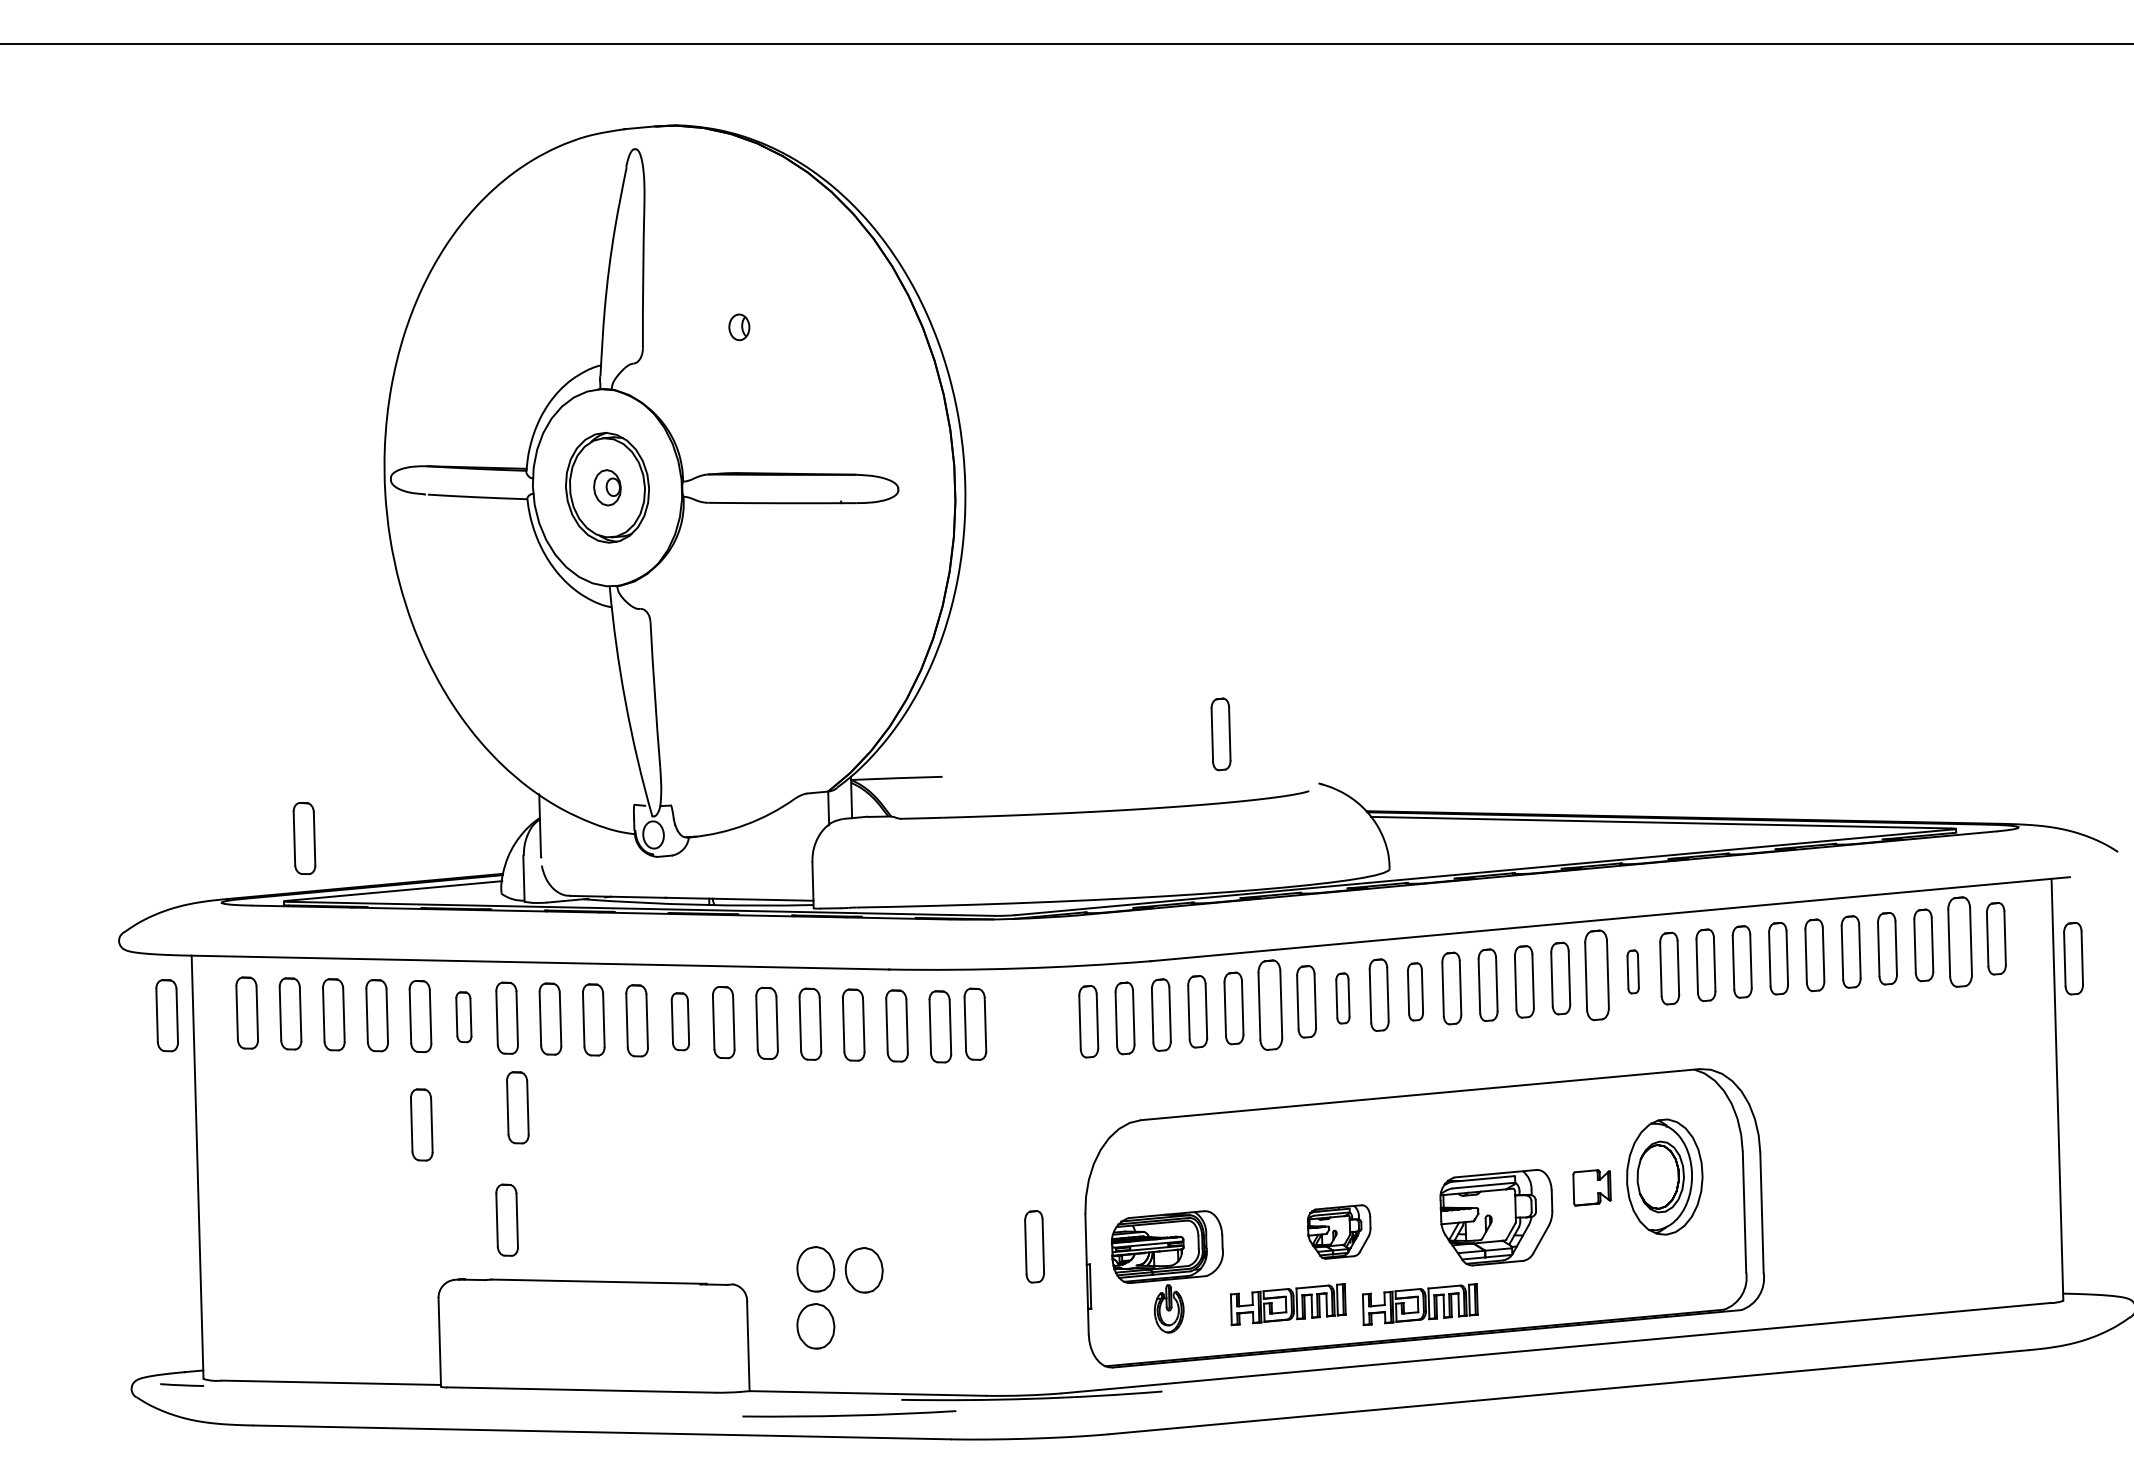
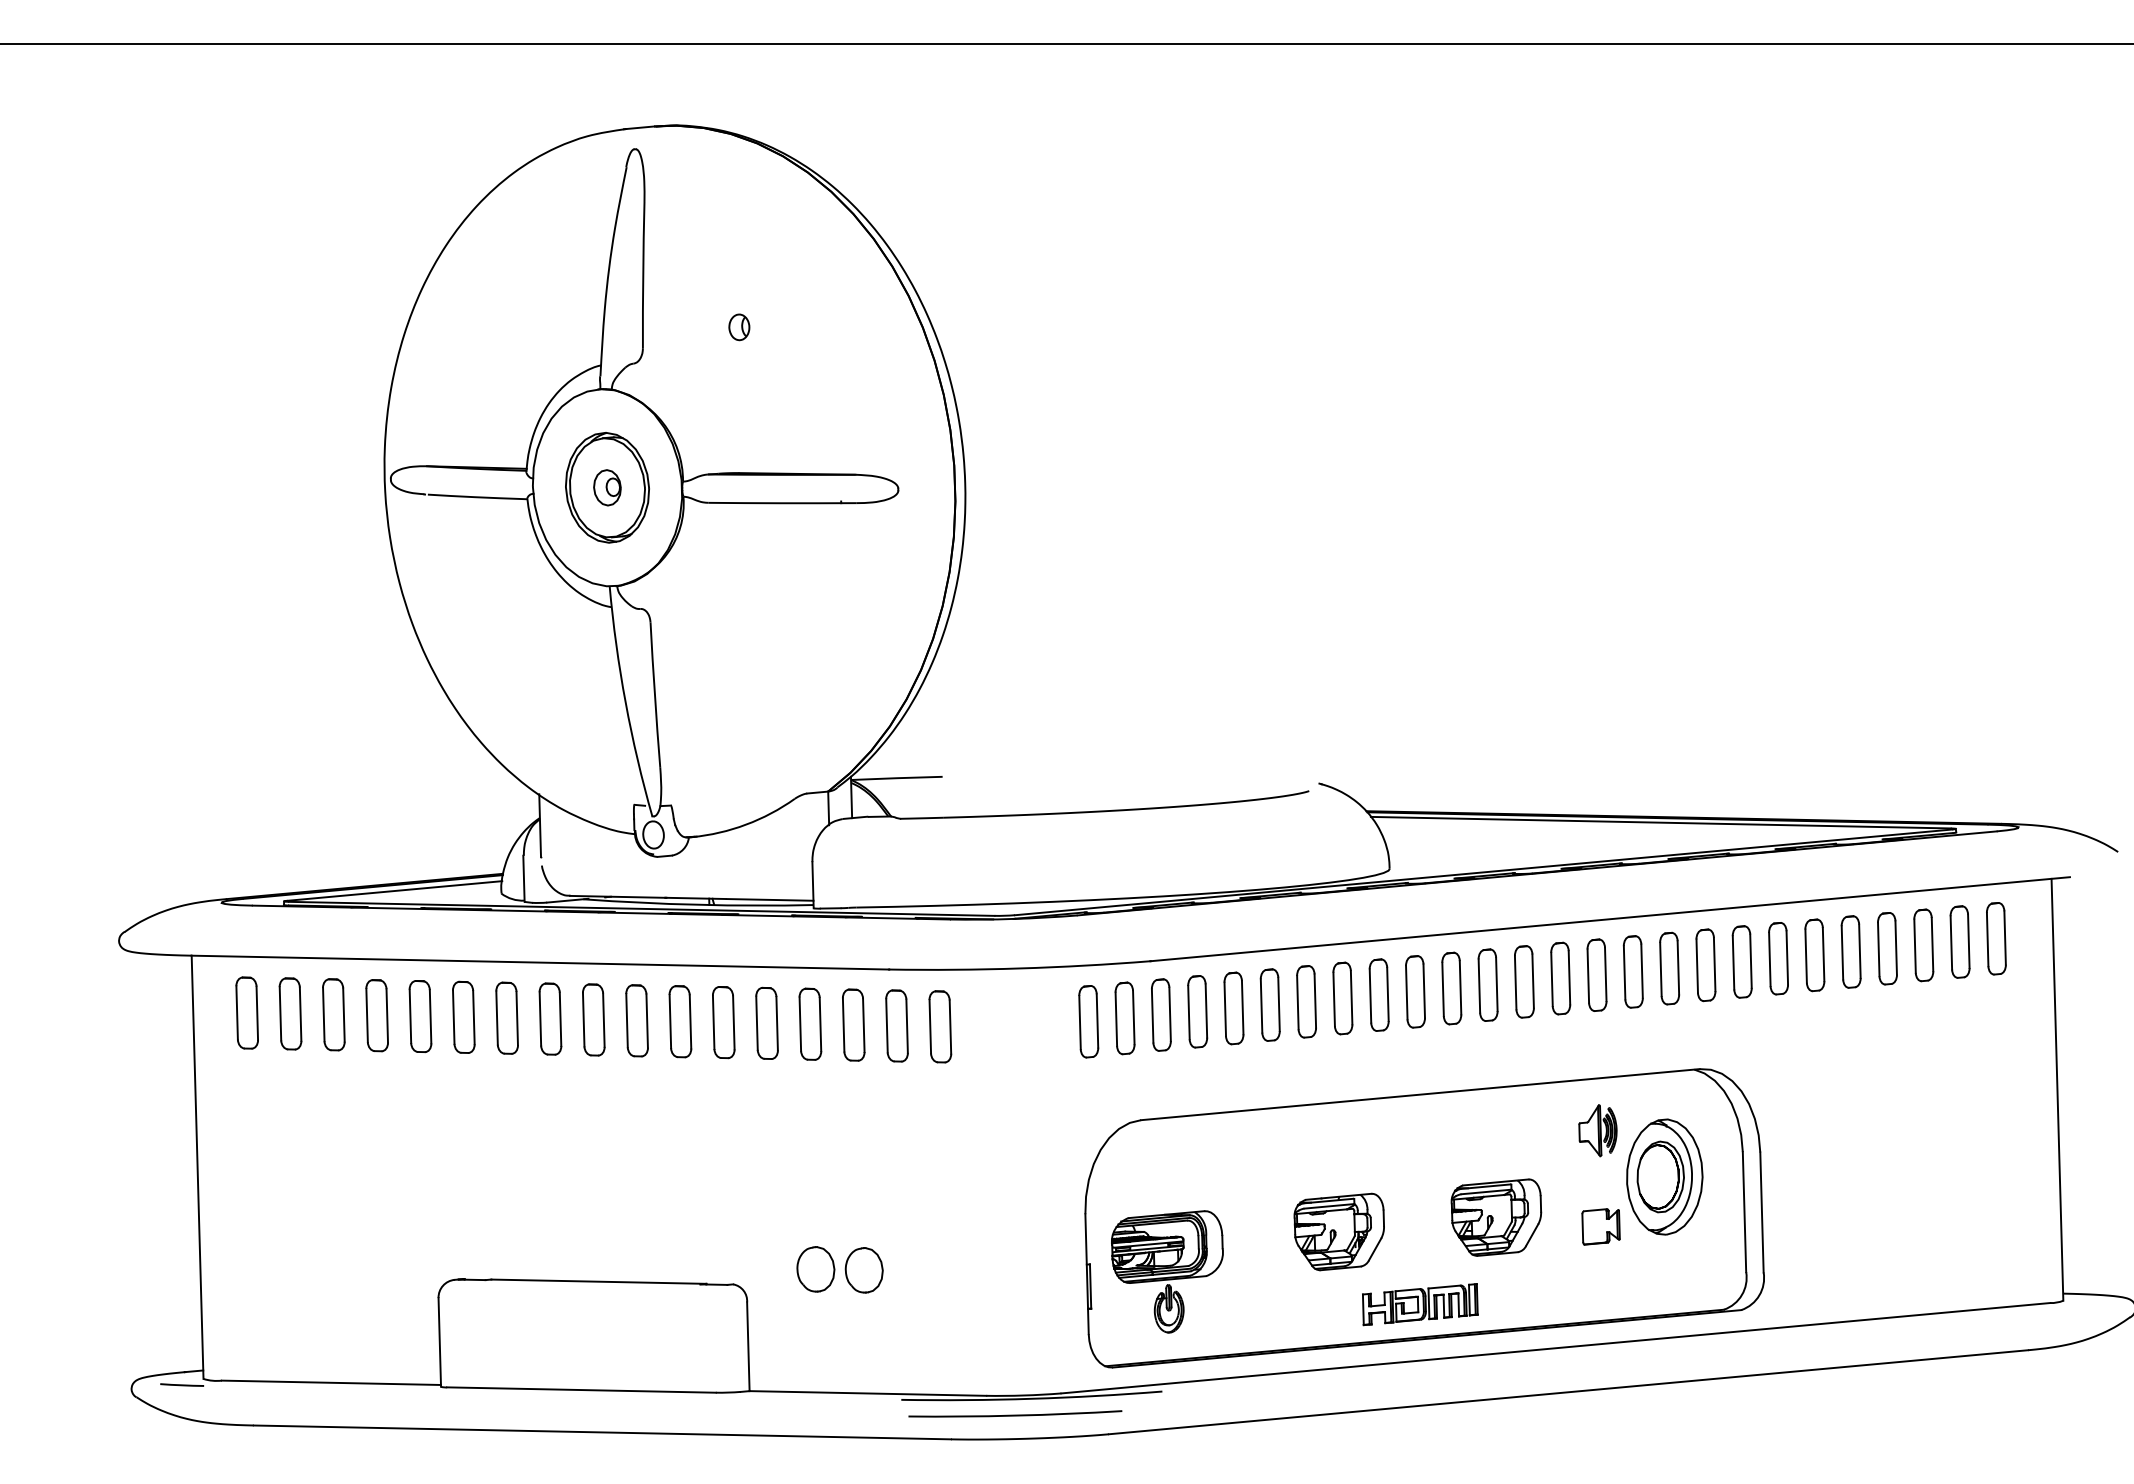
part: present -> none (1220, 734)
part: present -> none (304, 838)
part size: 26x92 px -> 22x74 px (1959, 941)
part: present -> none (2073, 958)
part size: 14x46 px -> 22x74 px (1632, 971)
part size: 26x92 px -> 22x74 px (1596, 974)
part size: 17x60 px -> 21x74 px (1415, 991)
part size: 16x53 px -> 22x75 px (1342, 998)
part size: 27x92 px -> 22x74 px (1269, 1004)
part: present -> none (166, 1015)
part size: 18x53 px -> 24x74 px (463, 1016)
part size: 21x60 px -> 25x74 px (680, 1021)
part: present -> none (975, 1023)
part: present -> none (517, 1107)
part: present -> none (421, 1124)
part: none -> present (1597, 1130)
part position: (1591, 1187) -> (1600, 1226) (1600, 1226)
part size: 115x98 px -> 93x79 px (1496, 1217)
part: present -> none (506, 1219)
part size: 65x56 px -> 92x80 px (1338, 1231)
part: present -> none (1034, 1246)
part: present -> none (1288, 1304)
part: present -> none (815, 1326)
arc position: (849, 1414) -> (1015, 1414) (1015, 1414)
